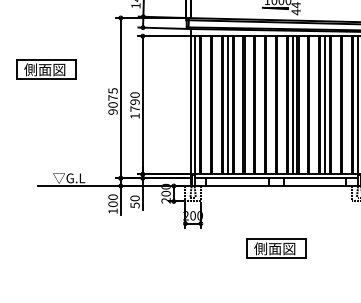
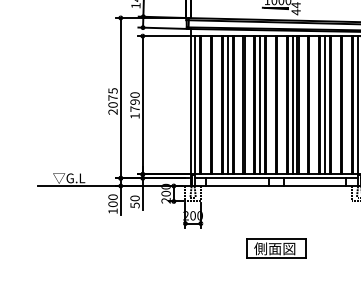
part: present -> none (46, 69)
line: none -> present (260, 105)
text: 9075 -> 2075 (113, 111)
